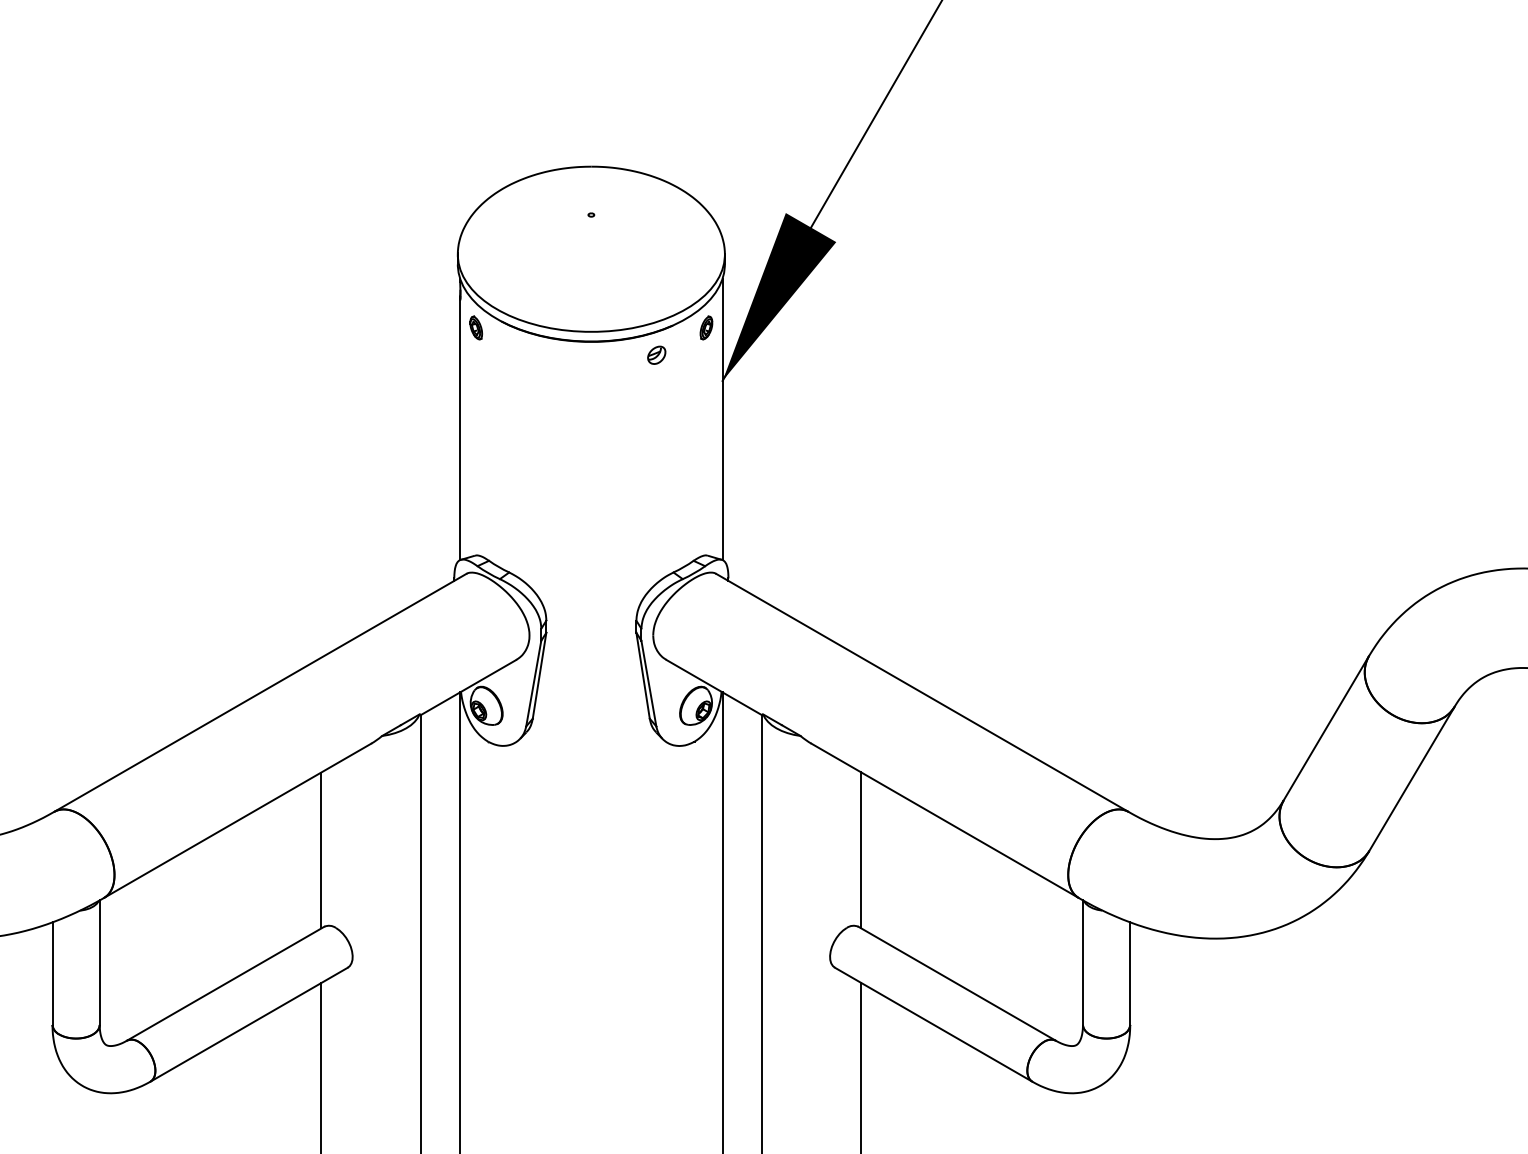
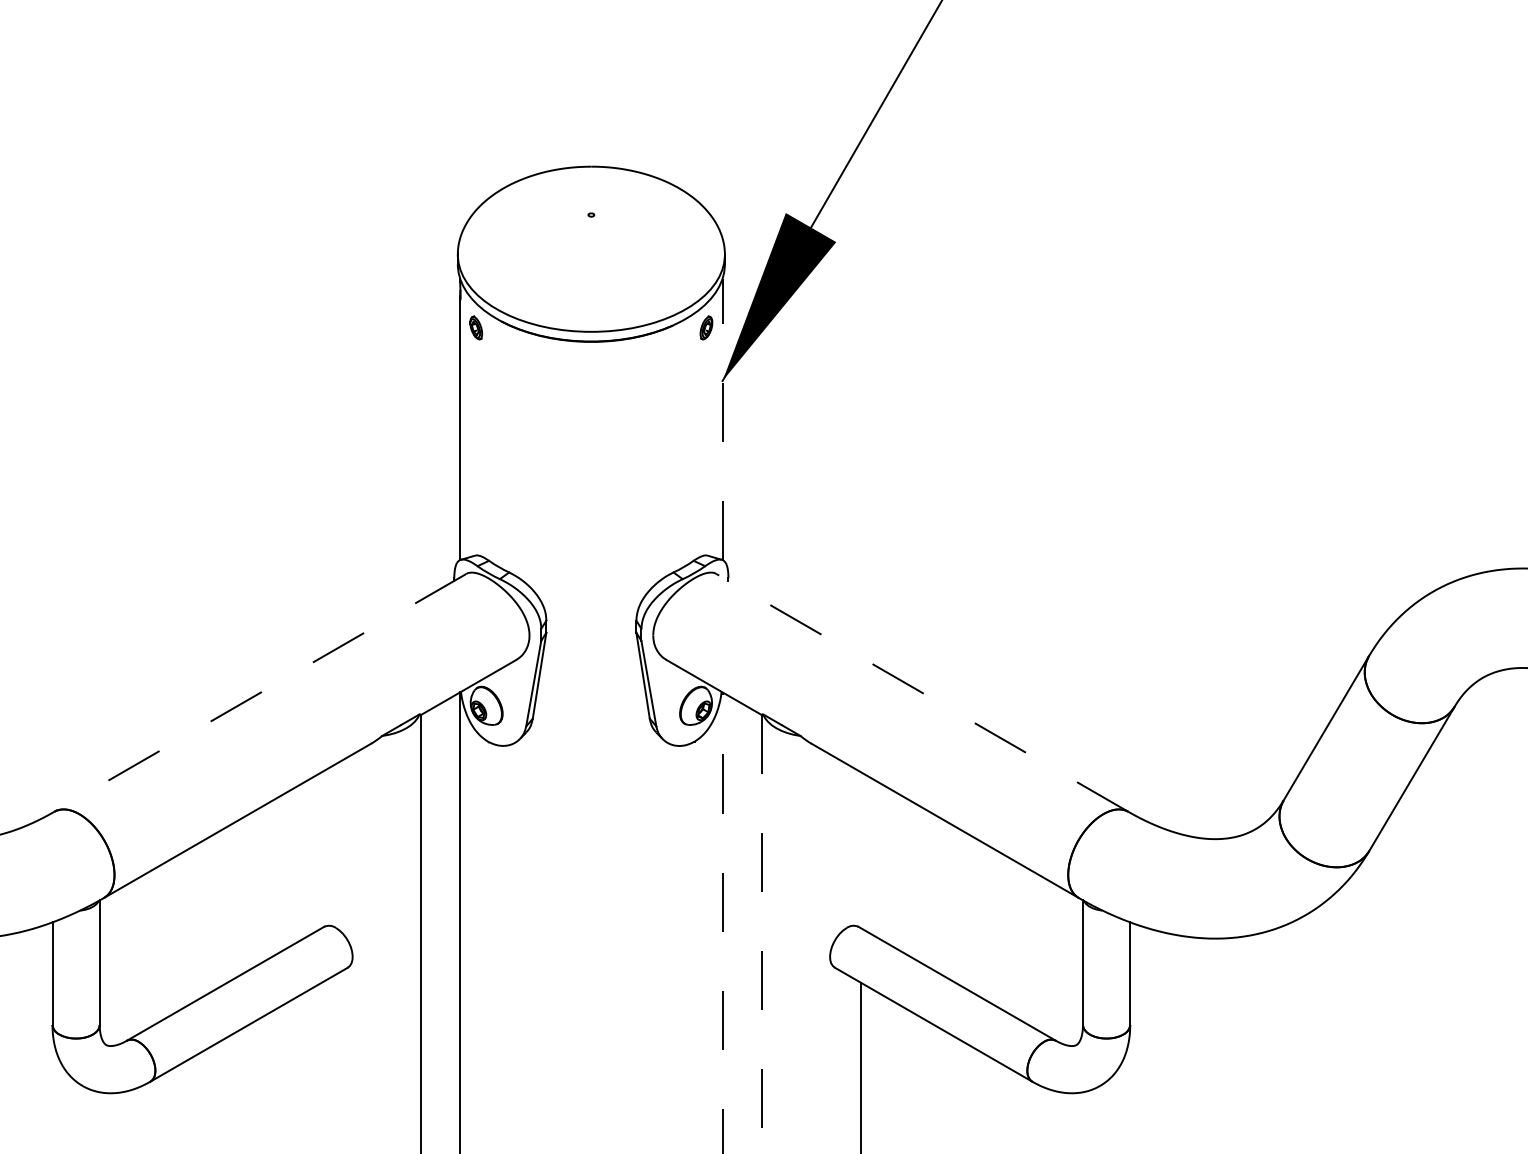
part: present -> none (656, 354)
line: solid -> dashed (722, 419)
line: solid -> dashed (260, 692)
line: solid -> dashed (922, 692)
line: present -> none (321, 850)
line: present -> none (861, 850)
line: solid -> dashed (722, 922)
line: solid -> dashed (761, 935)
line: present -> none (321, 1066)
